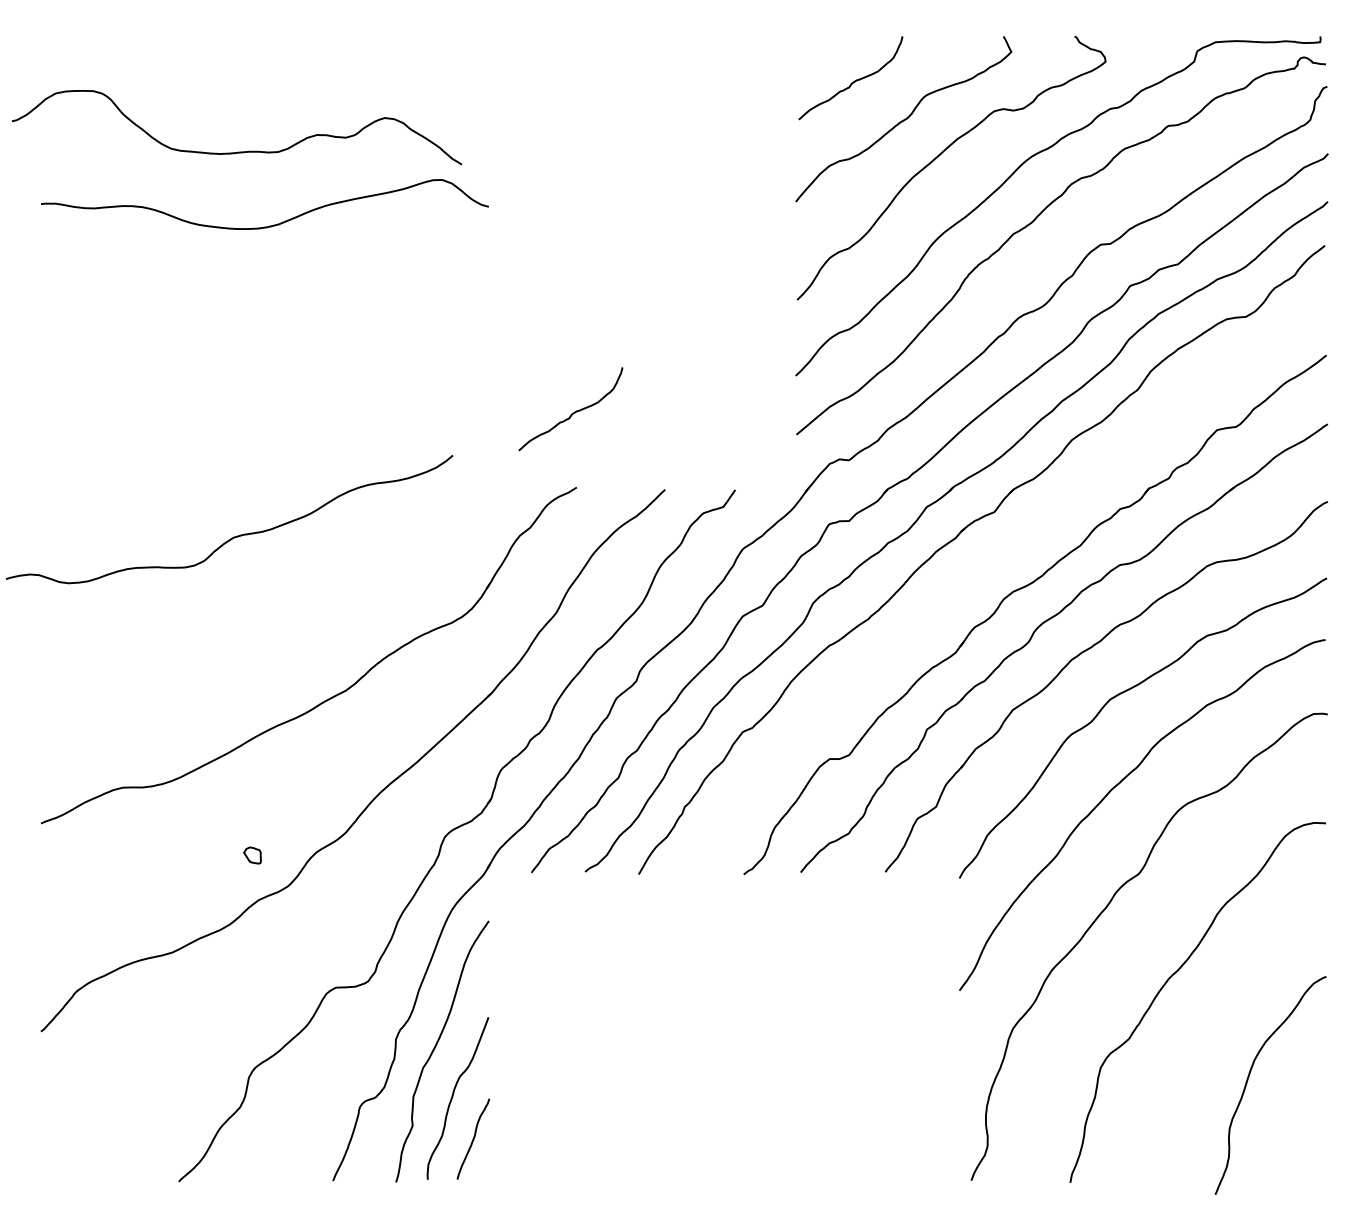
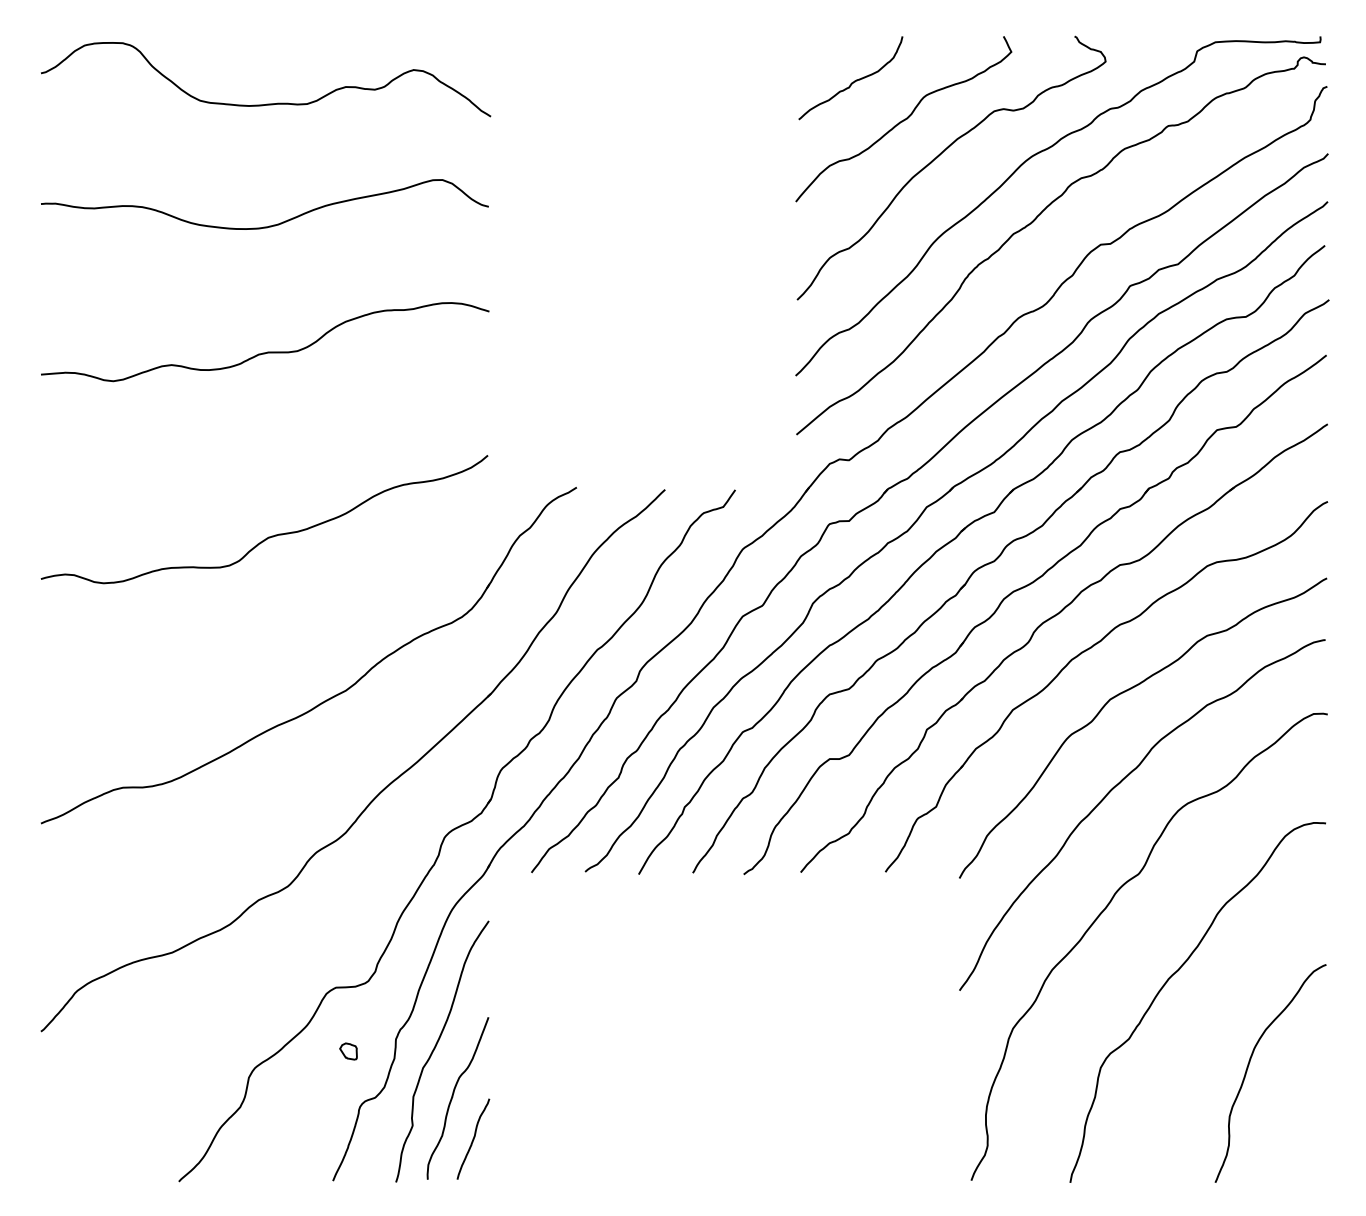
curve position: (237, 151) -> (266, 103) (266, 103)
curve: none -> present (267, 351)
curve: present -> none (571, 413)
curve position: (236, 535) -> (271, 535) (271, 535)
part: none -> present (994, 562)
part position: (252, 855) -> (348, 1051) (348, 1051)
curve position: (1249, 1077) -> (1249, 1065) (1249, 1065)
